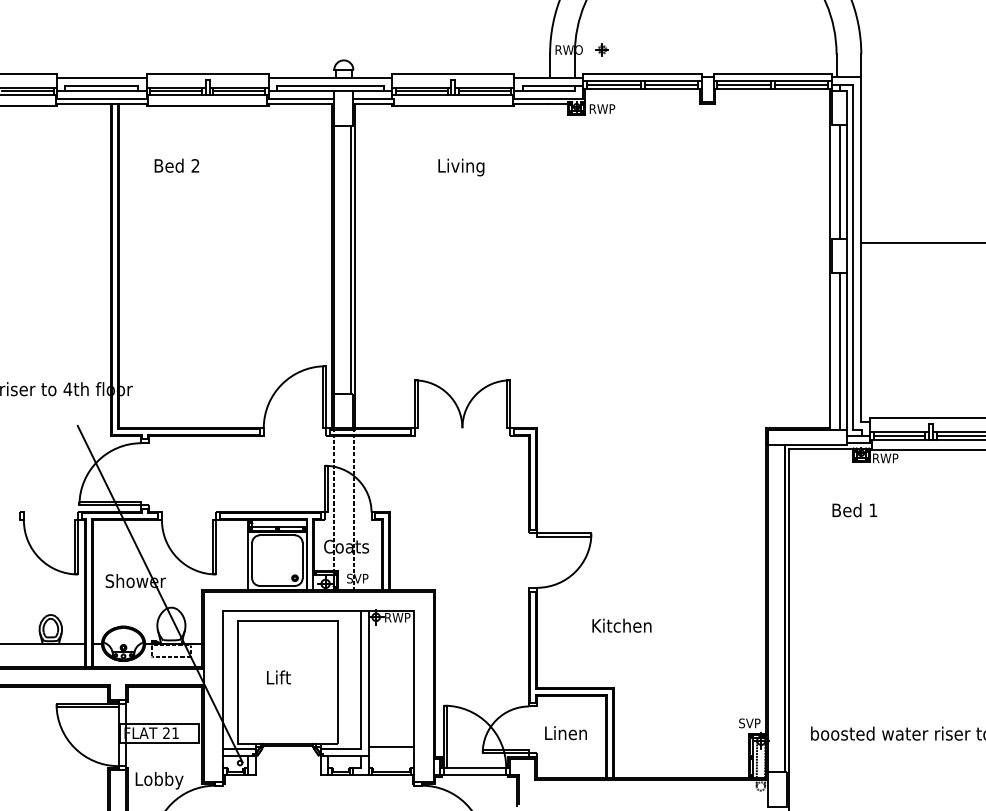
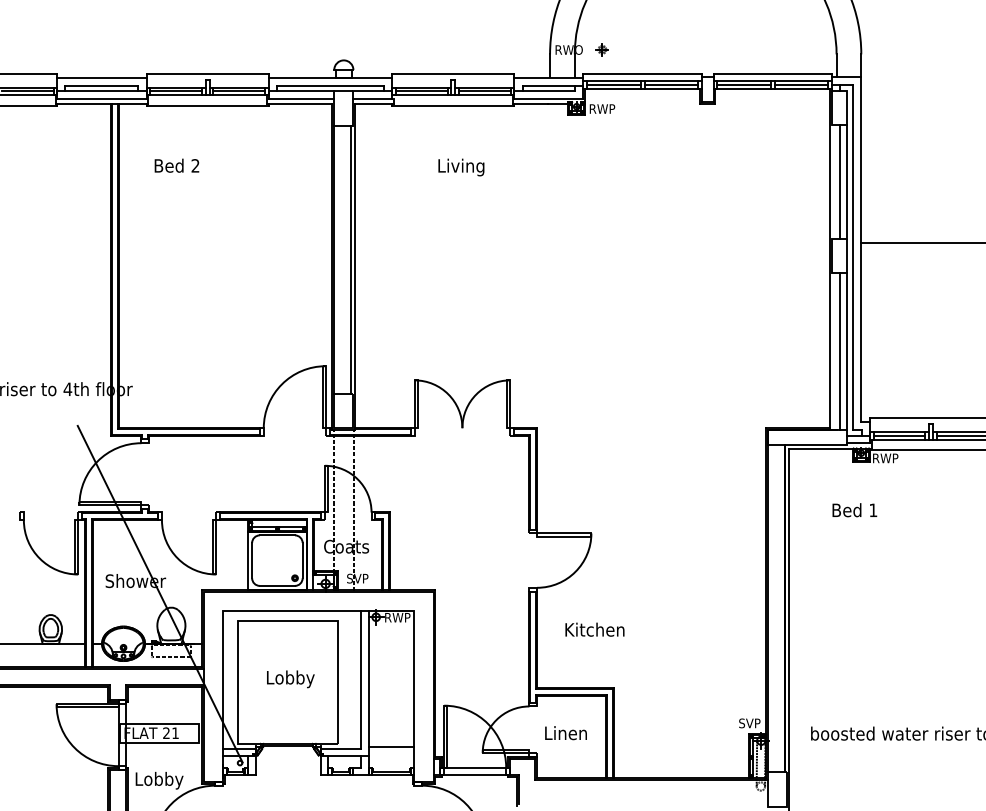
text position: (621, 625) -> (594, 629) (594, 629)
text: Lift -> Lobby (294, 679)
